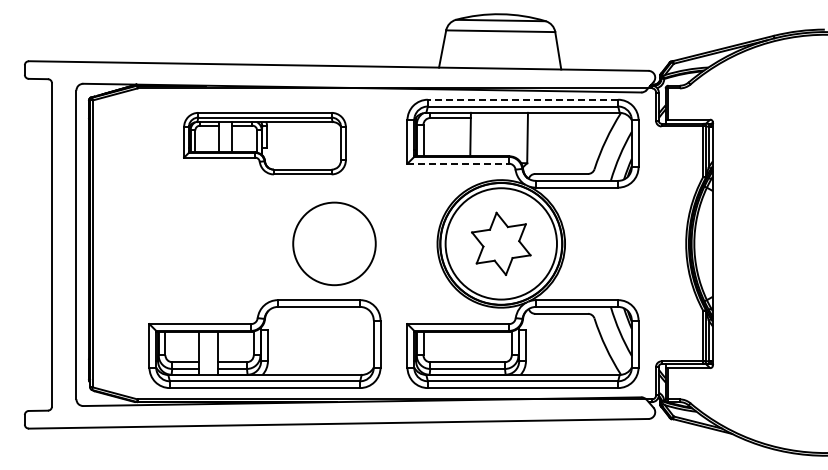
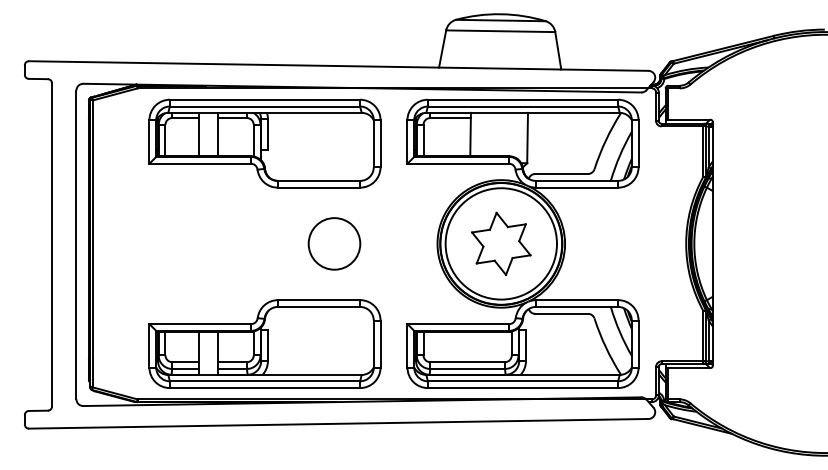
line: dashed -> solid (522, 99)
part size: 164x64 px -> 234x91 px (264, 143)
line: dashed -> solid (458, 163)
circle diameter: 83 px -> 52 px (334, 243)
